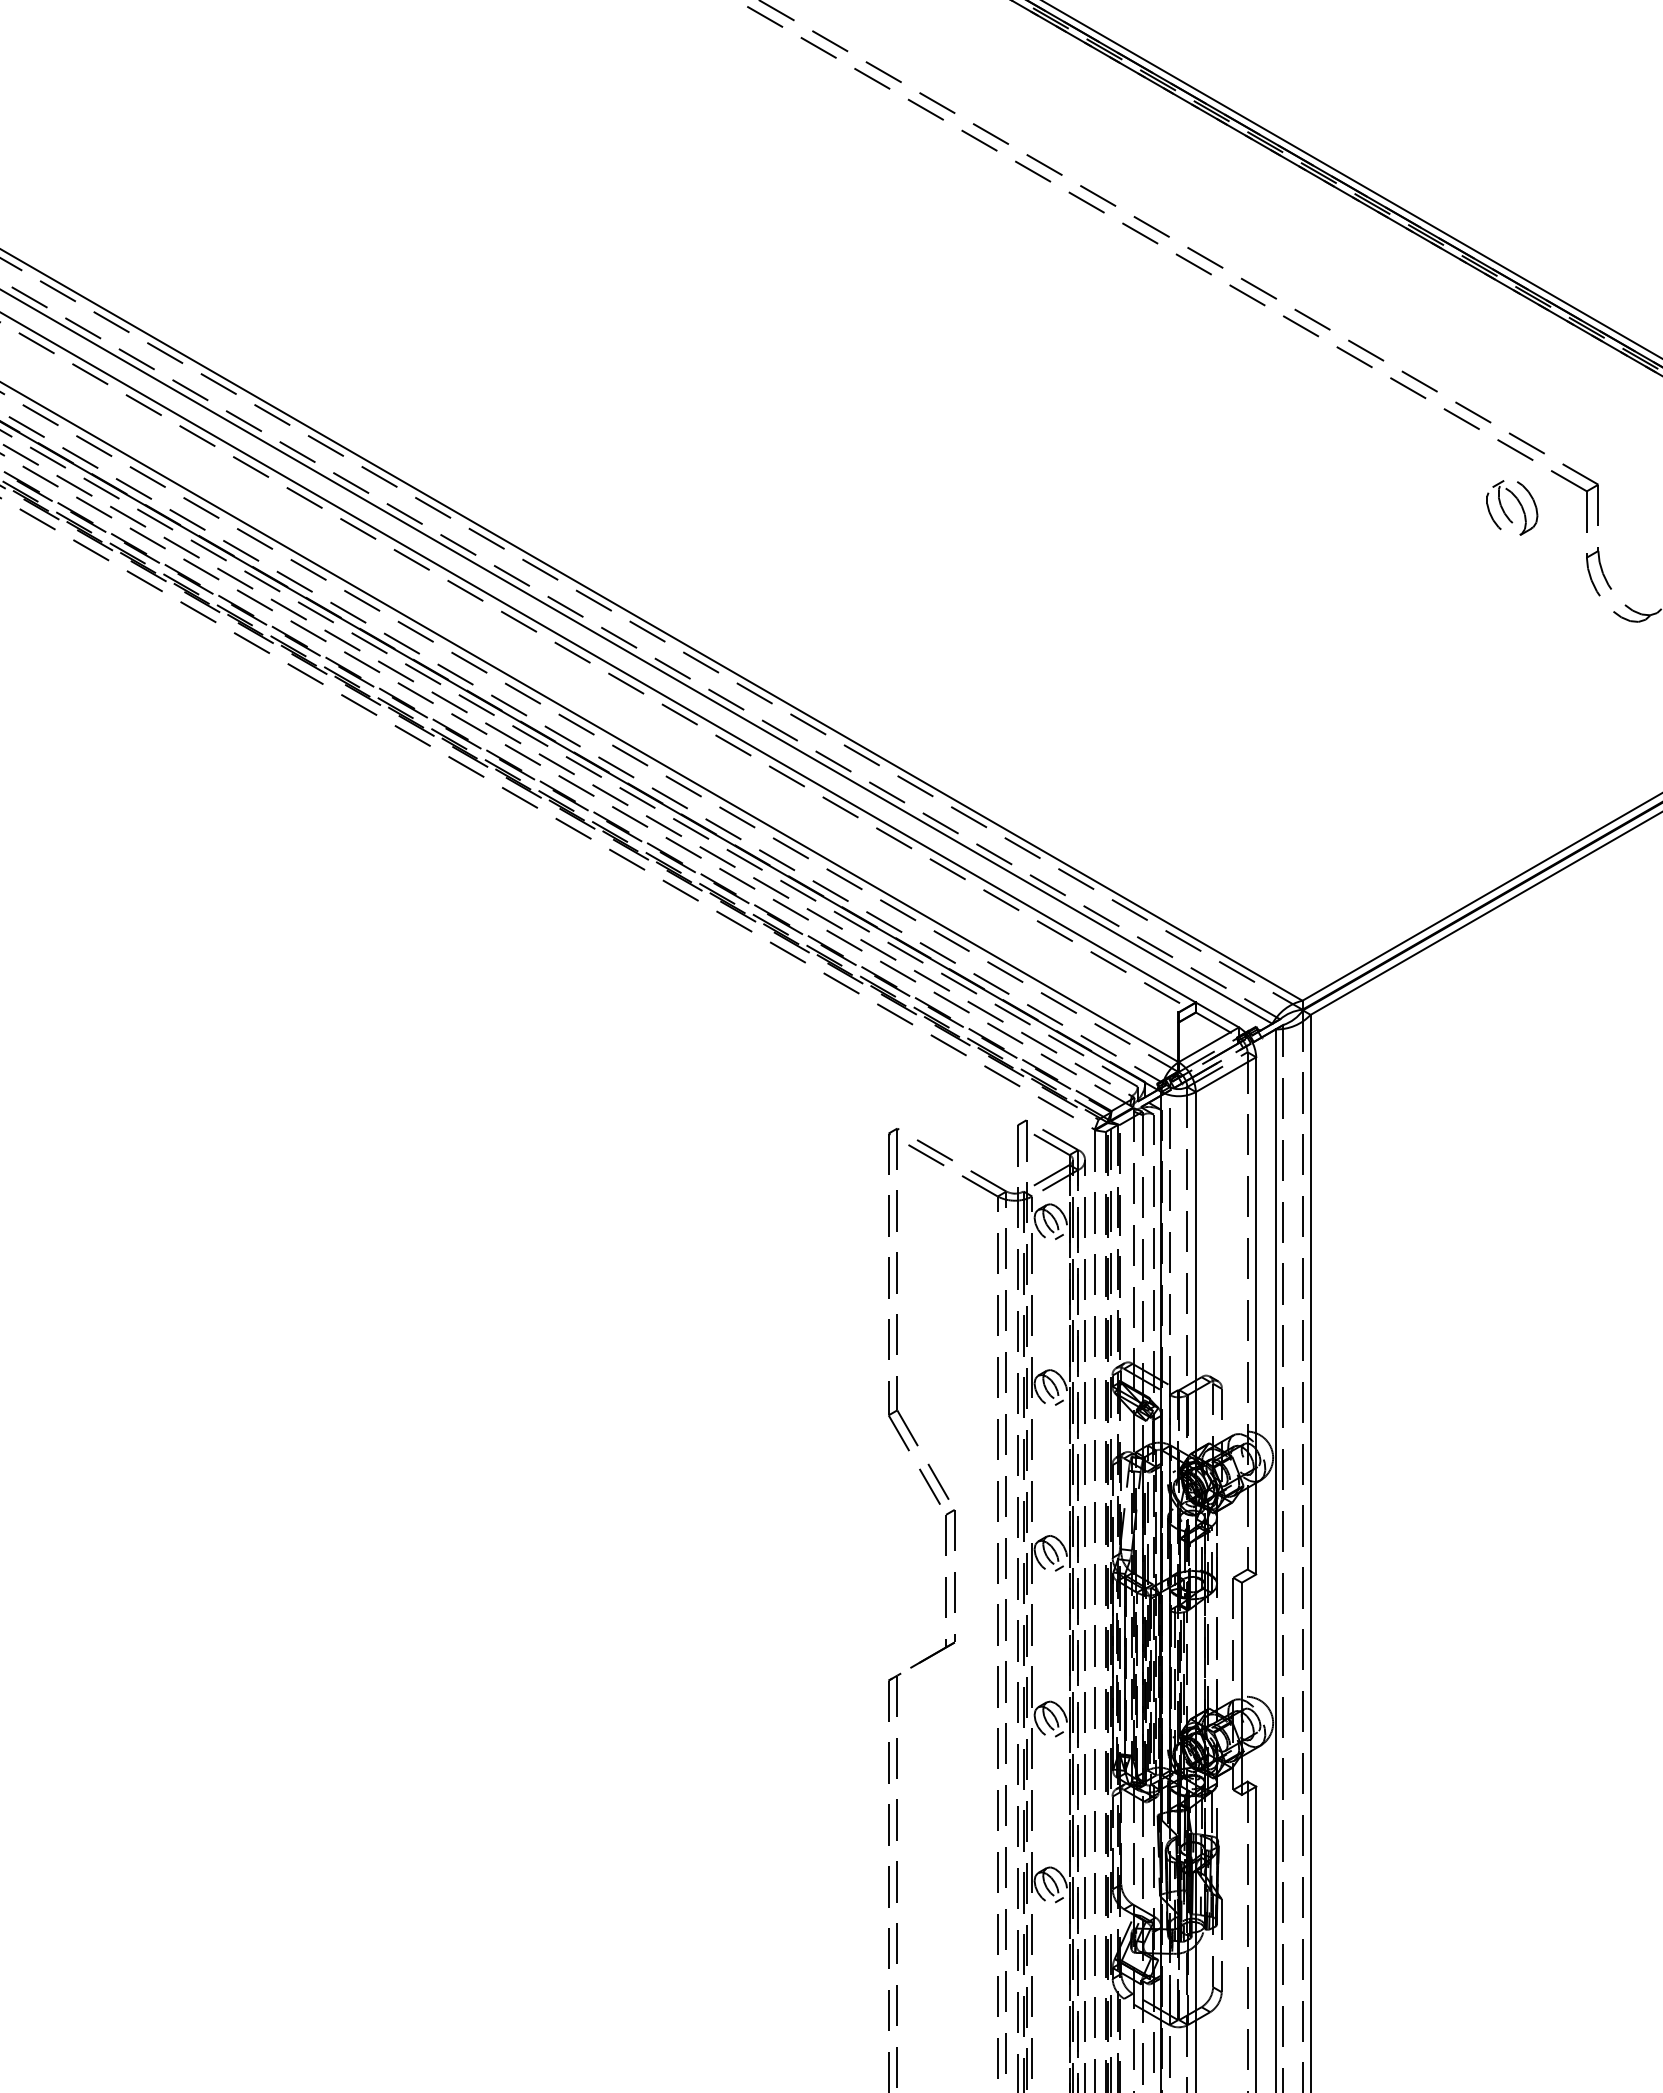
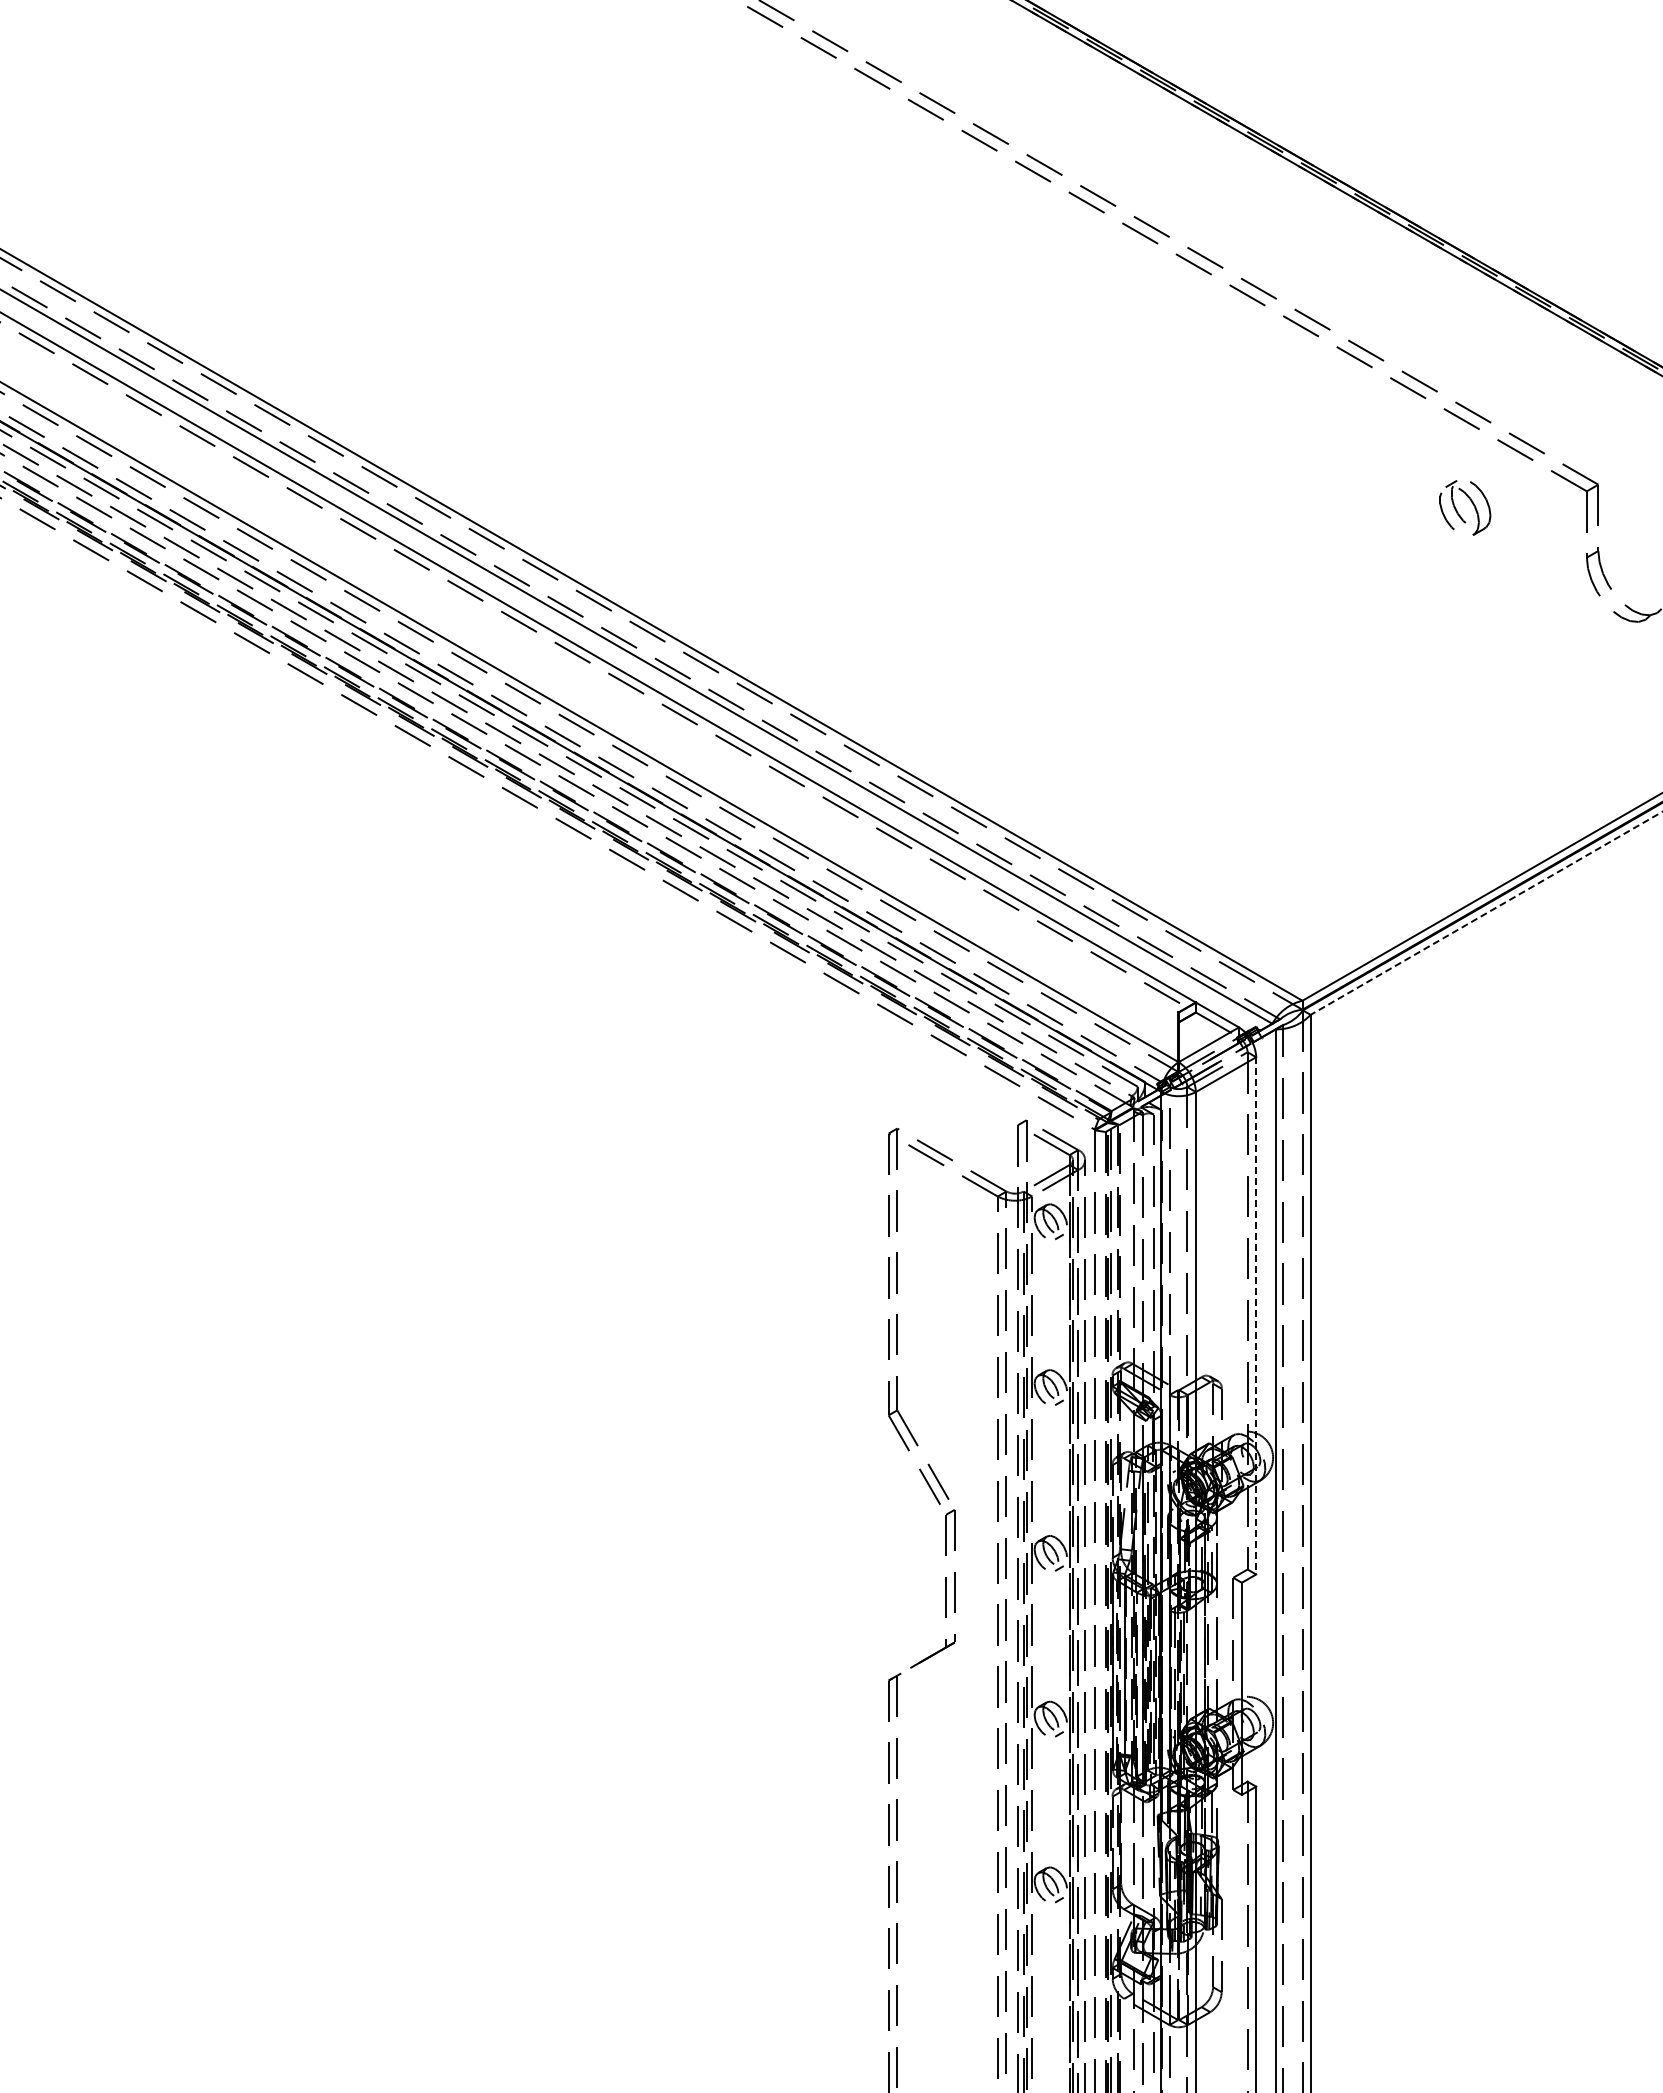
line: present -> none (1351, 179)
part position: (1519, 504) -> (1472, 504) (1472, 504)
line: solid -> dashed (1486, 913)
line: solid -> dashed (1256, 1315)
